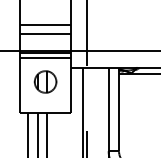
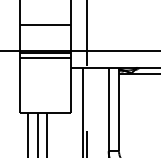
line: present -> none (45, 34)
part: present -> none (45, 81)
